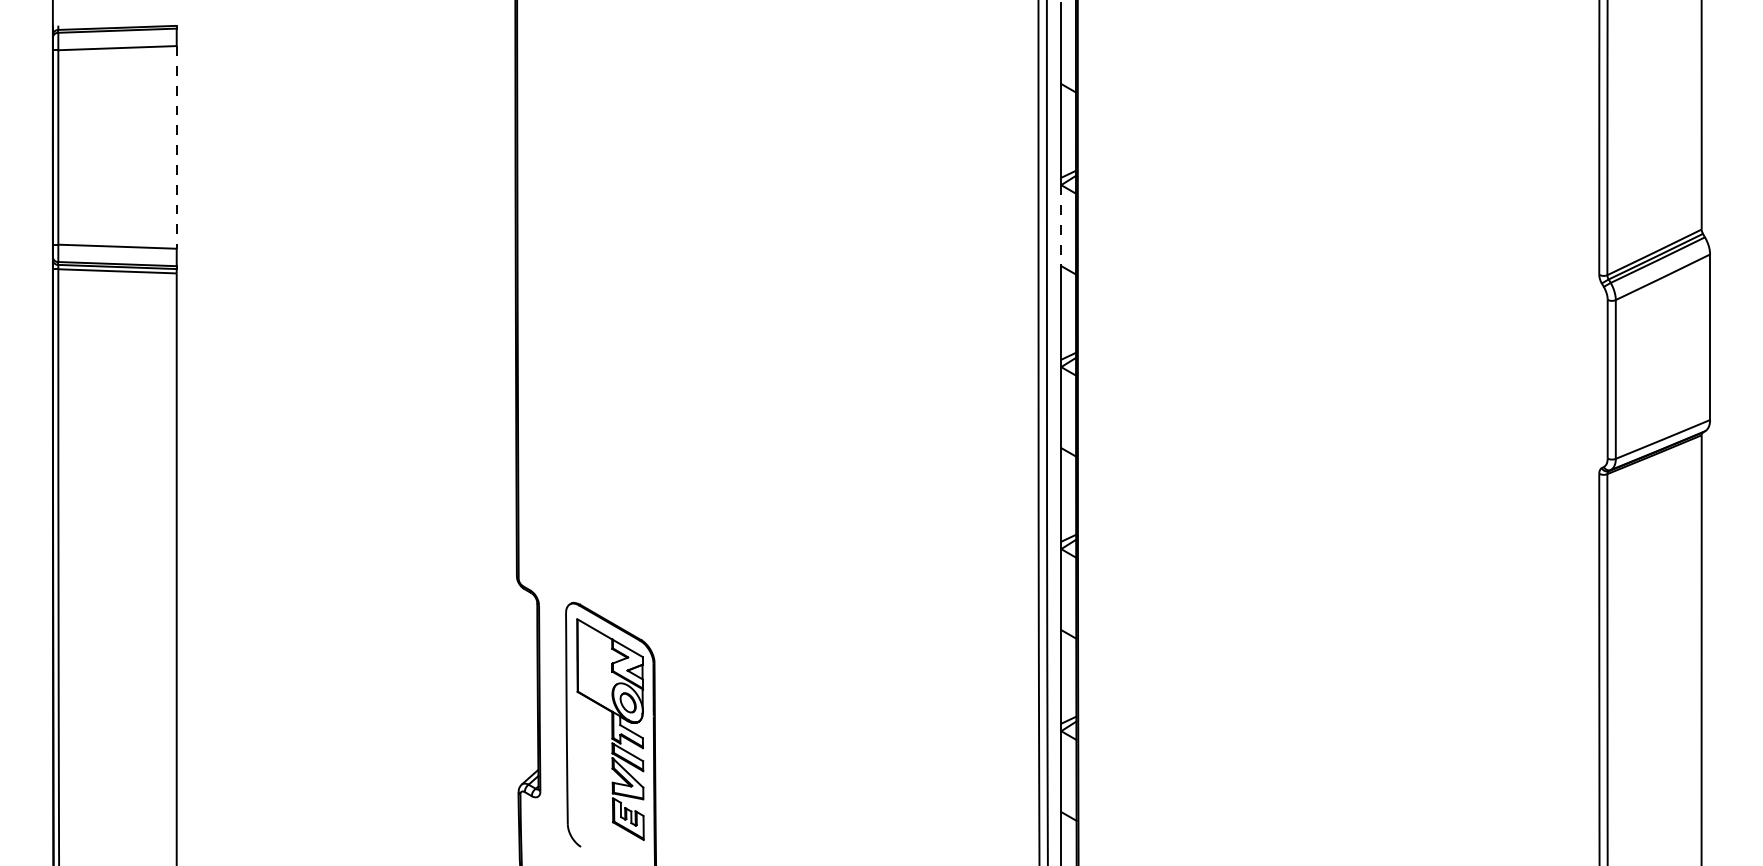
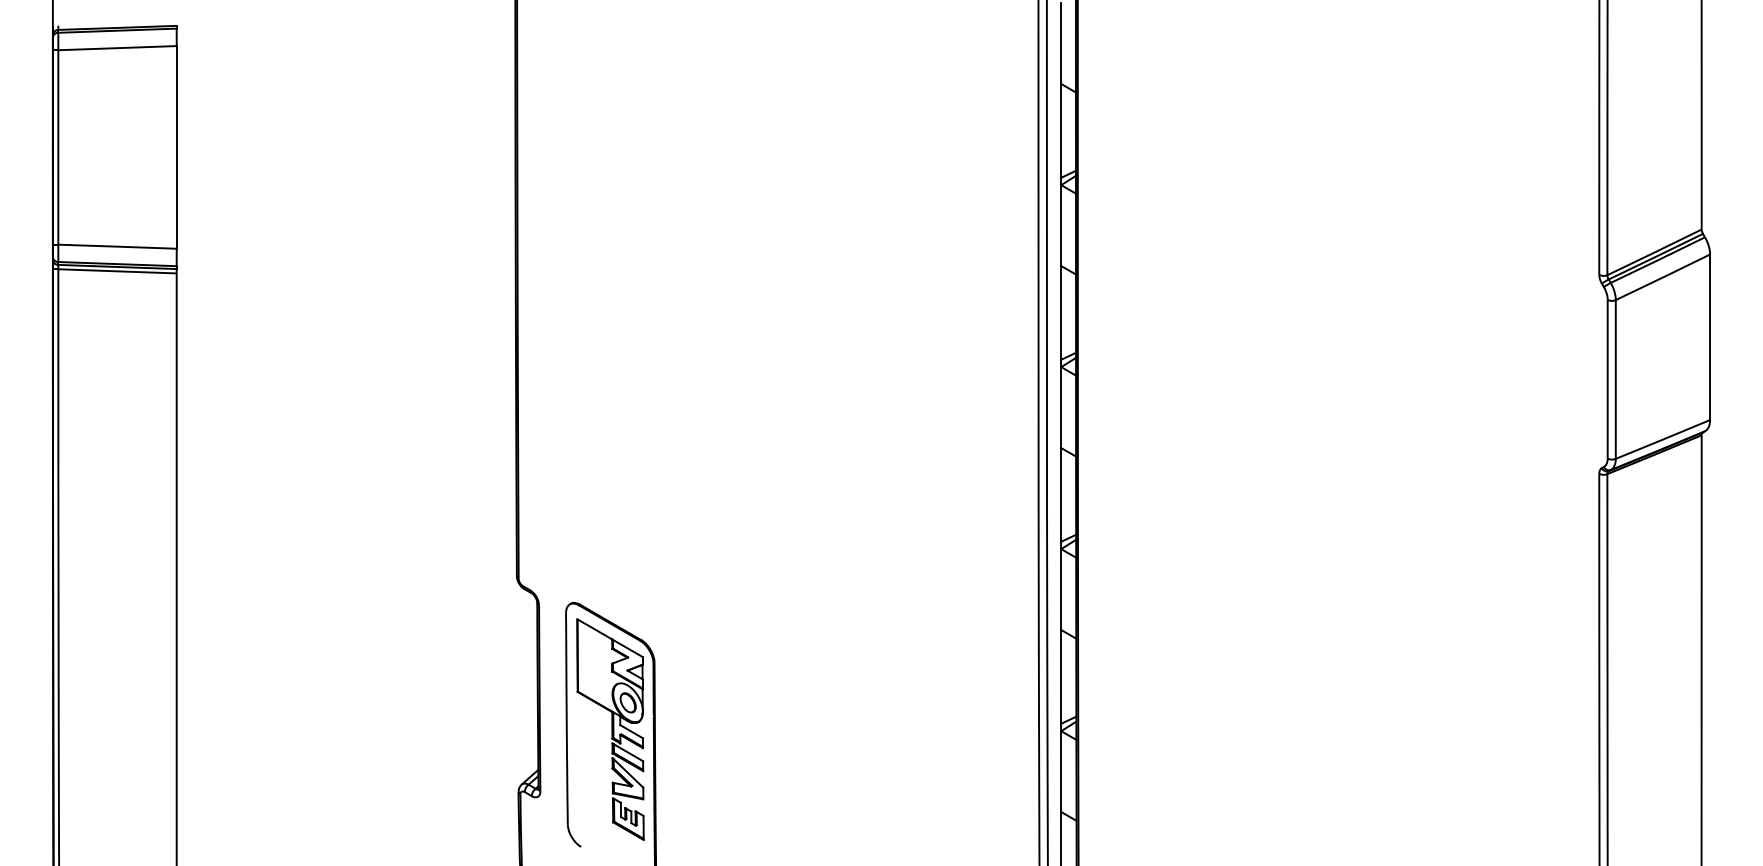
line: dashed -> solid (176, 147)
line: dashed -> solid (1061, 226)
